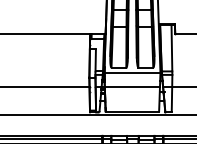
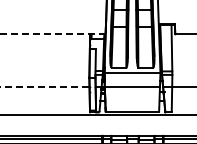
line: solid -> dashed (52, 34)
line: solid -> dashed (45, 87)
